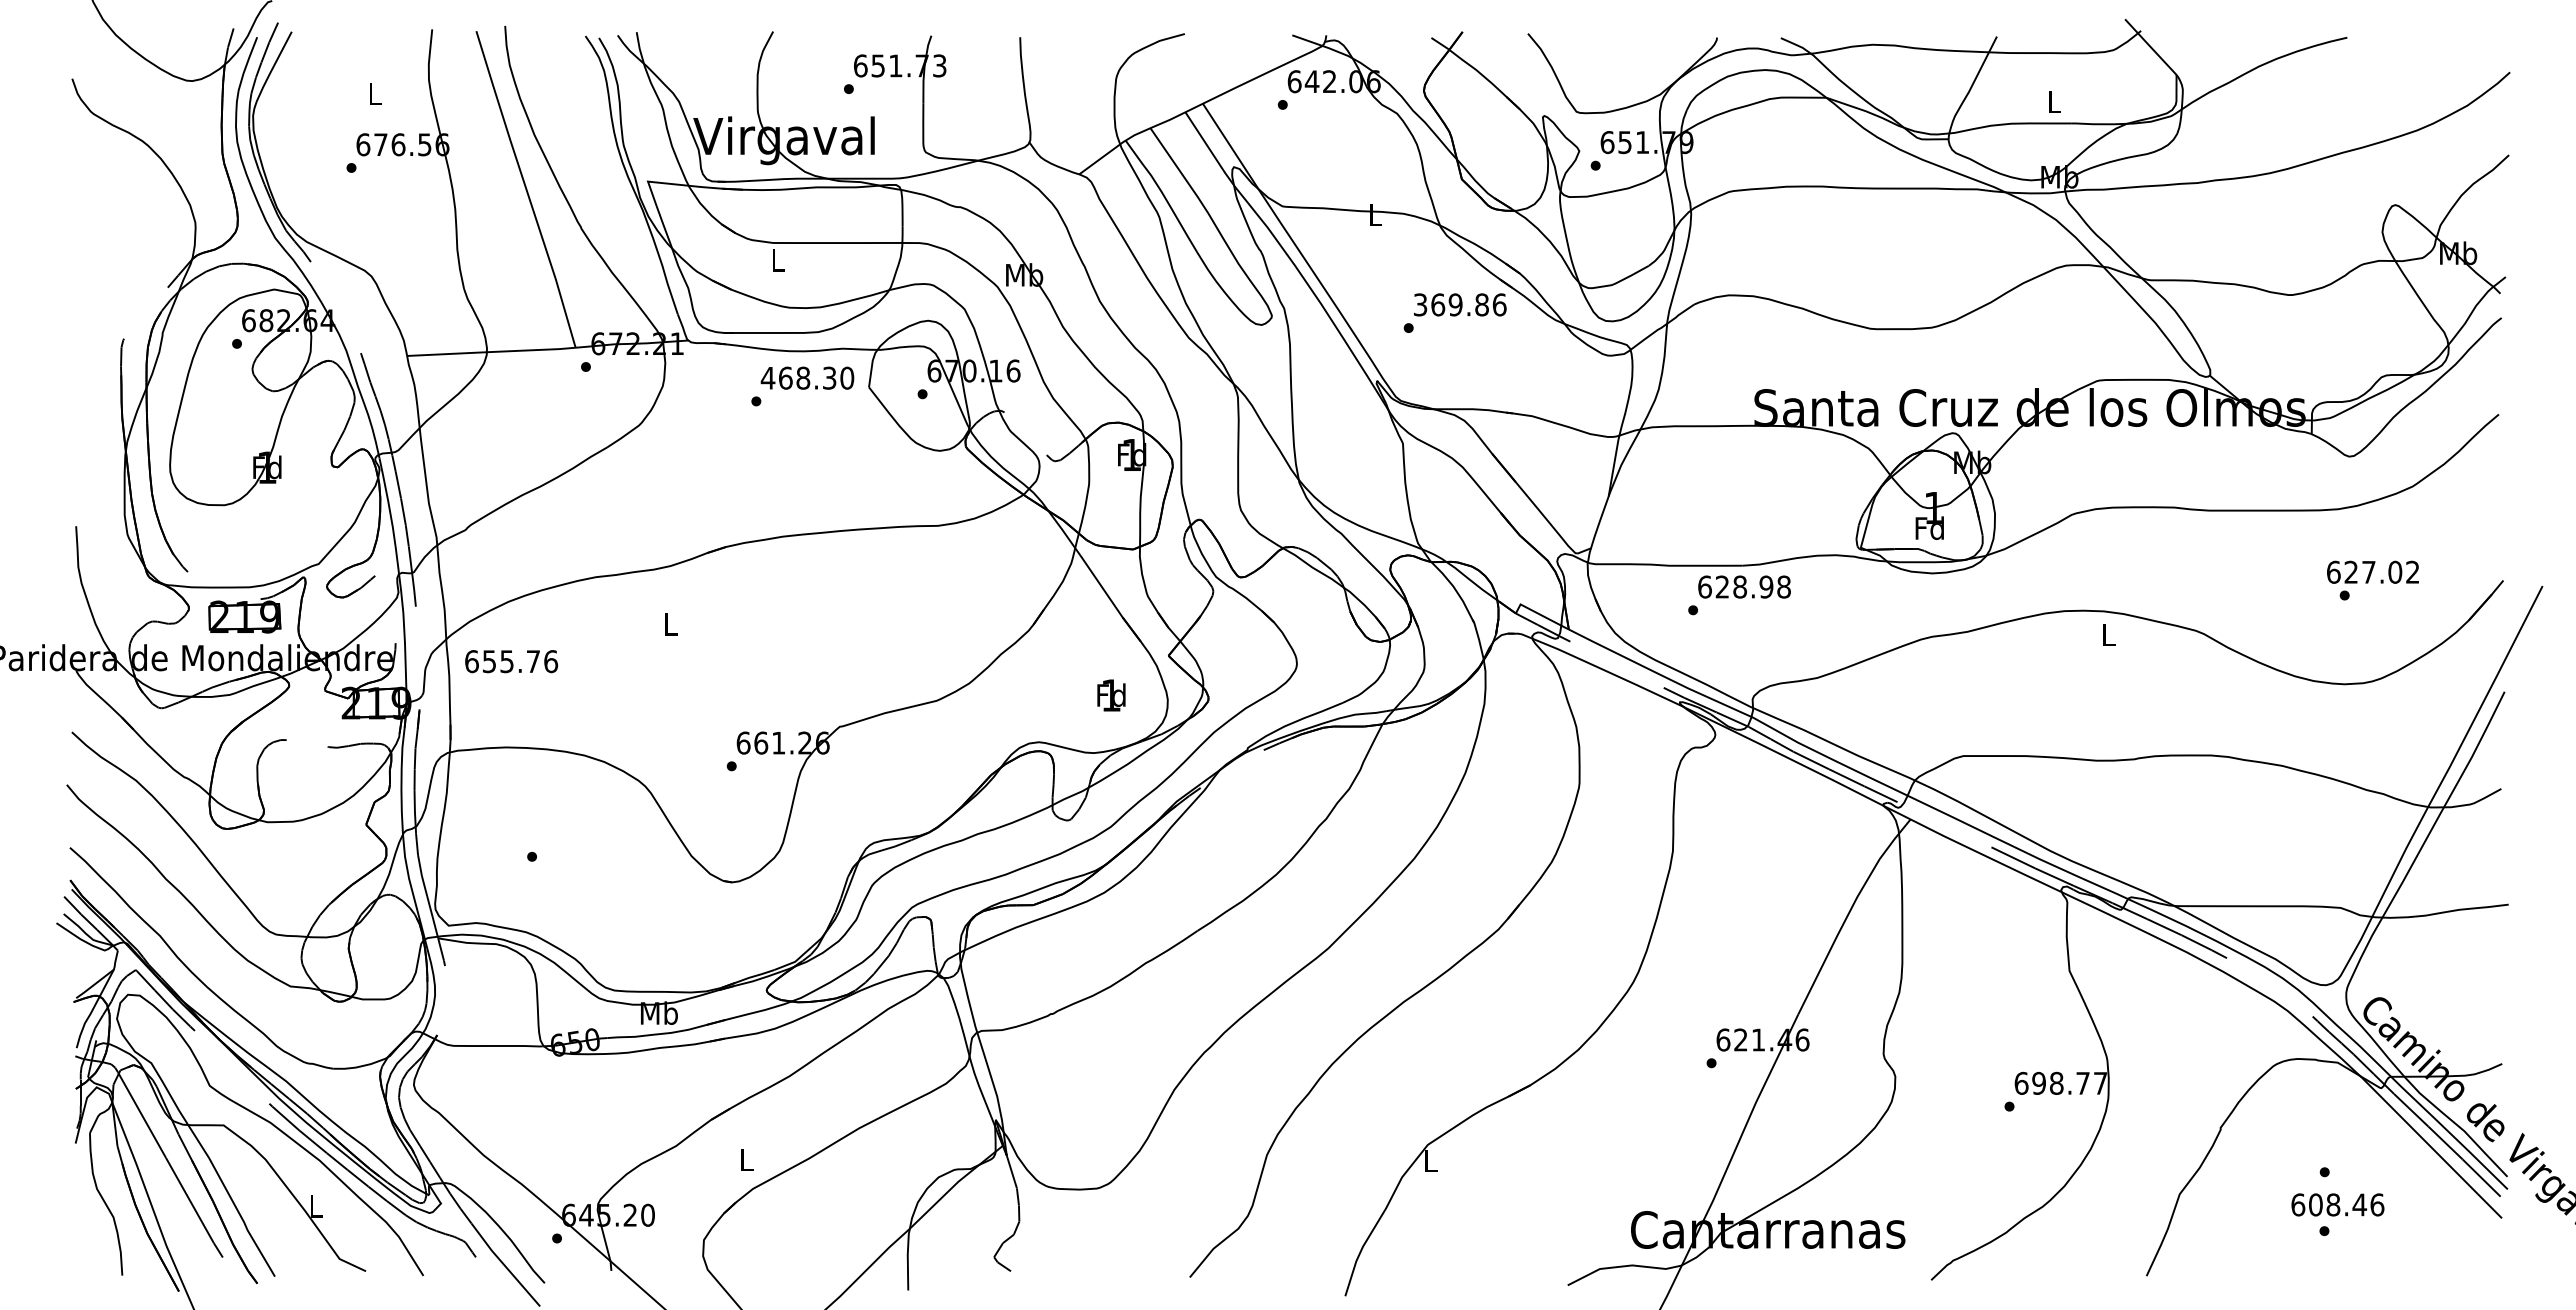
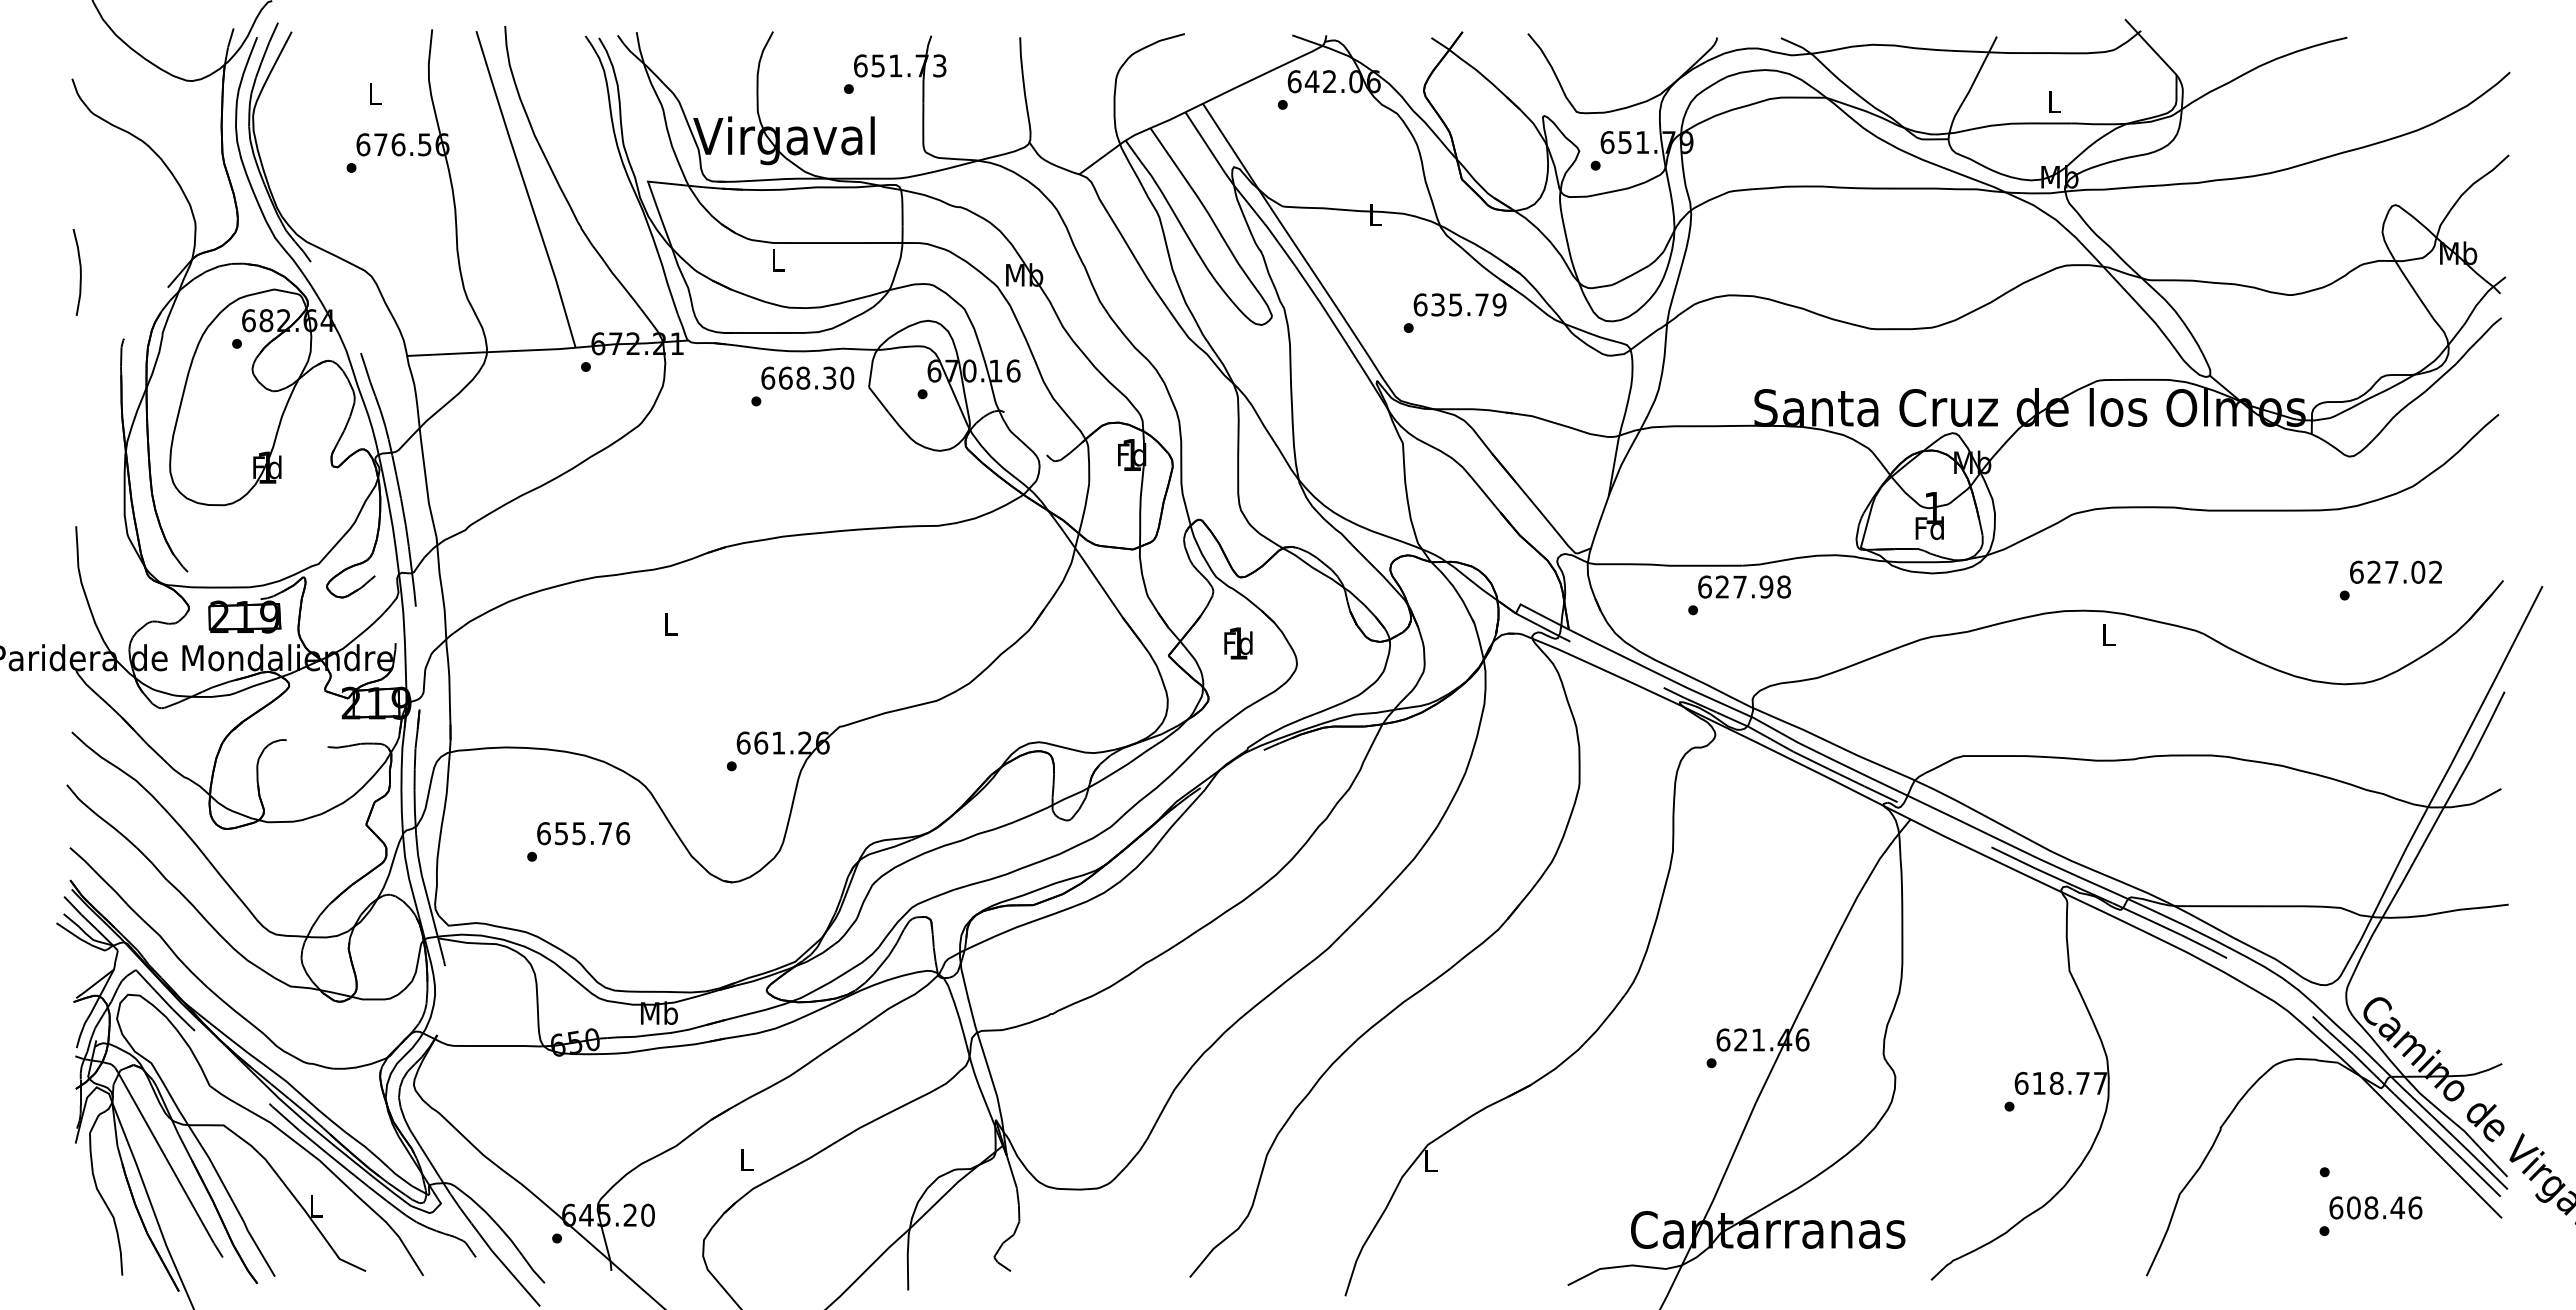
curve: none -> present (79, 271)
text: 369.86 -> 635.79 (1459, 304)
text: 468.30 -> 668.30 (767, 377)
text position: (2372, 571) -> (2395, 571) (2395, 571)
text: 628.98 -> 627.98 (1739, 586)
text position: (511, 661) -> (583, 833) (583, 833)
text position: (1111, 695) -> (1238, 643) (1238, 643)
text: 698.77 -> 618.77 (2038, 1082)
text position: (2337, 1204) -> (2375, 1207) (2375, 1207)
